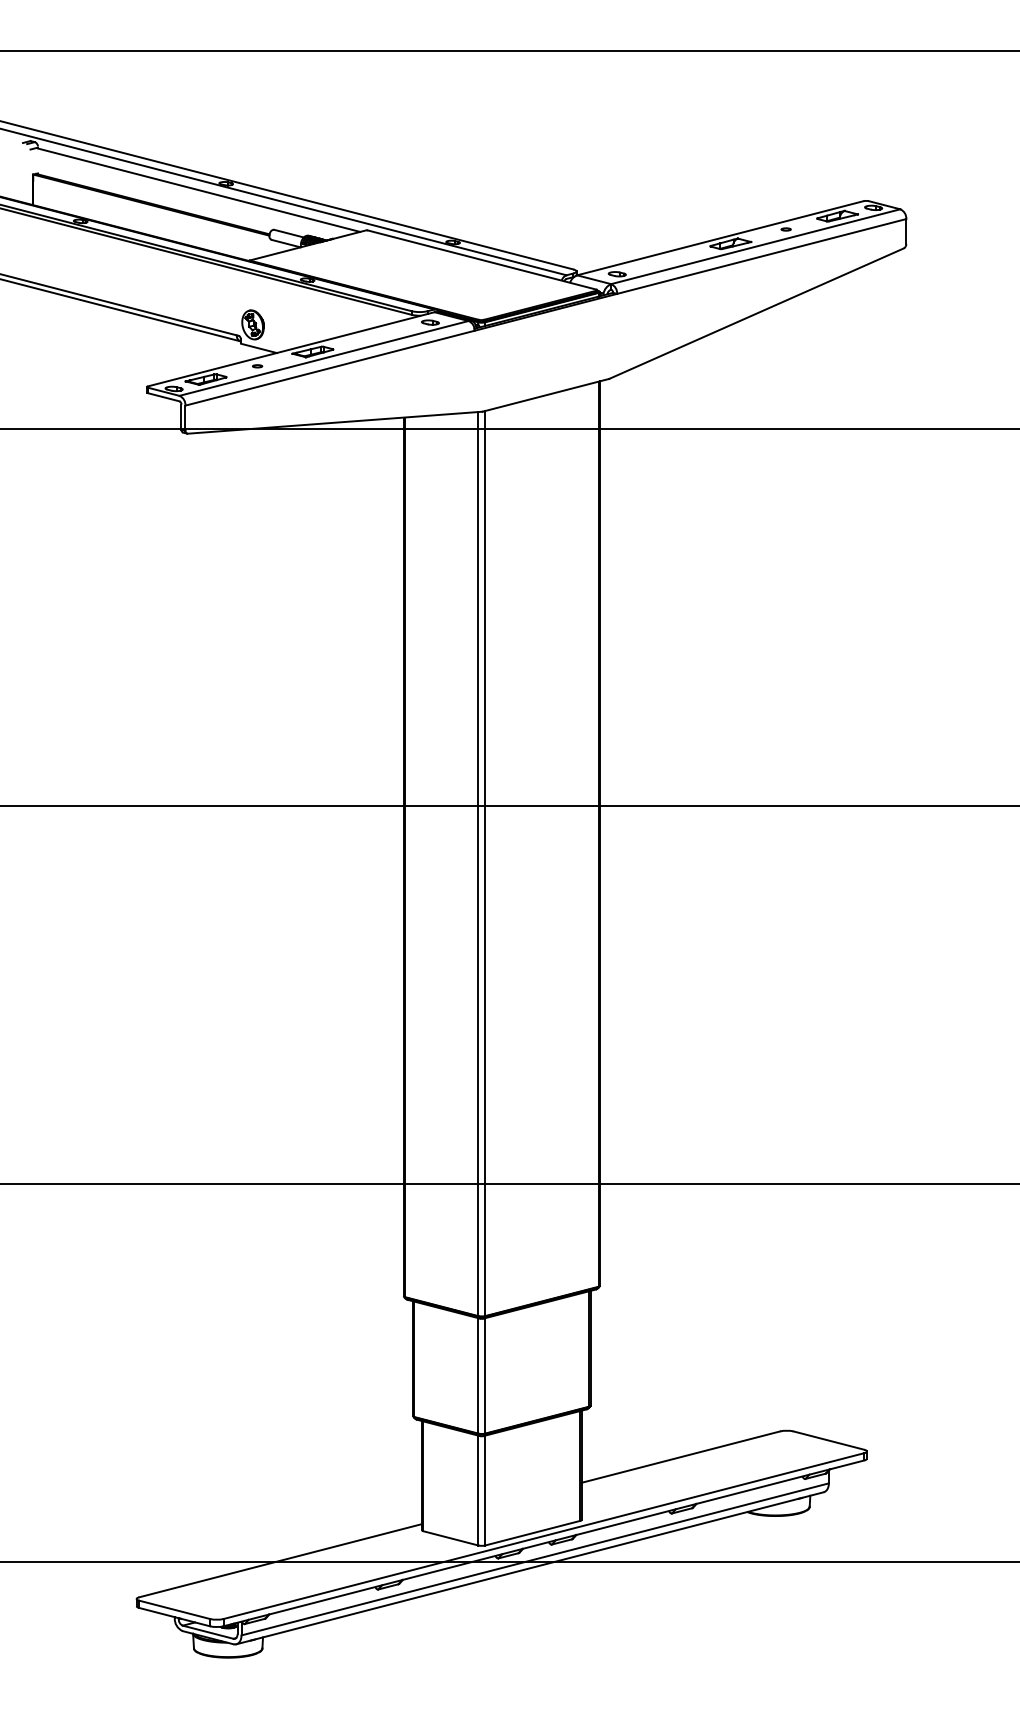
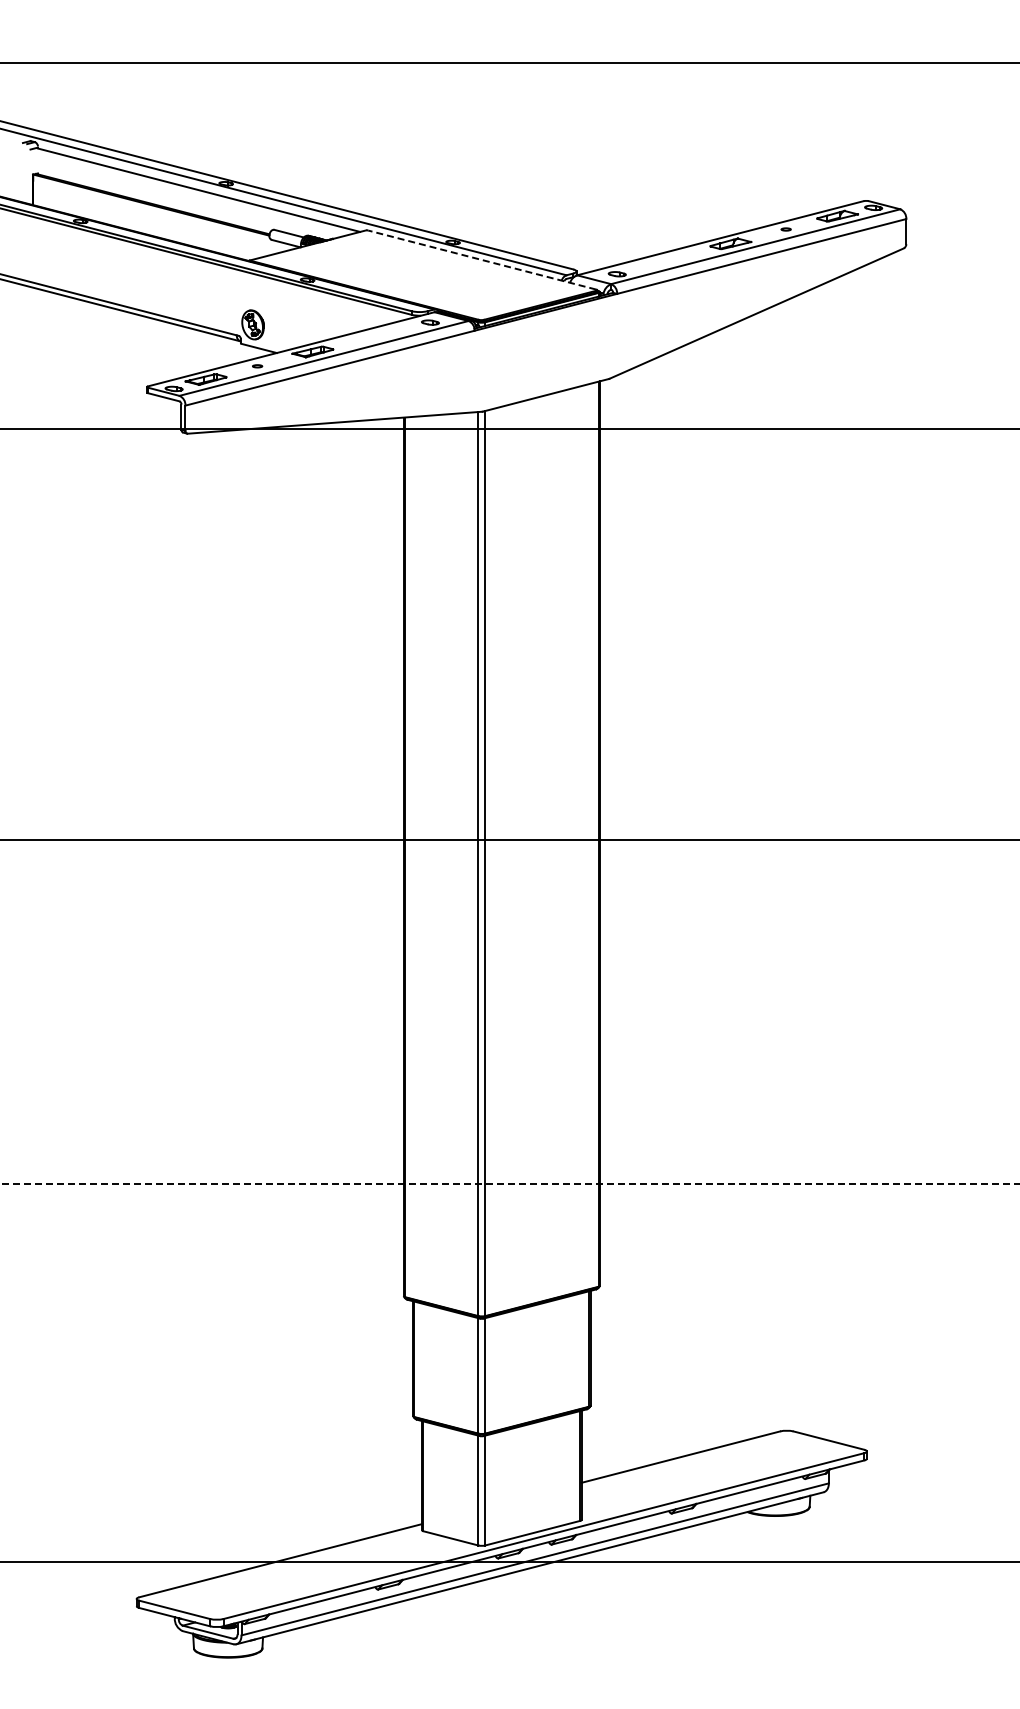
line position: (509, 51) -> (509, 63) (509, 63)
line: solid -> dashed (482, 260)
line position: (509, 806) -> (509, 840) (509, 840)
line: solid -> dashed (510, 1183)
